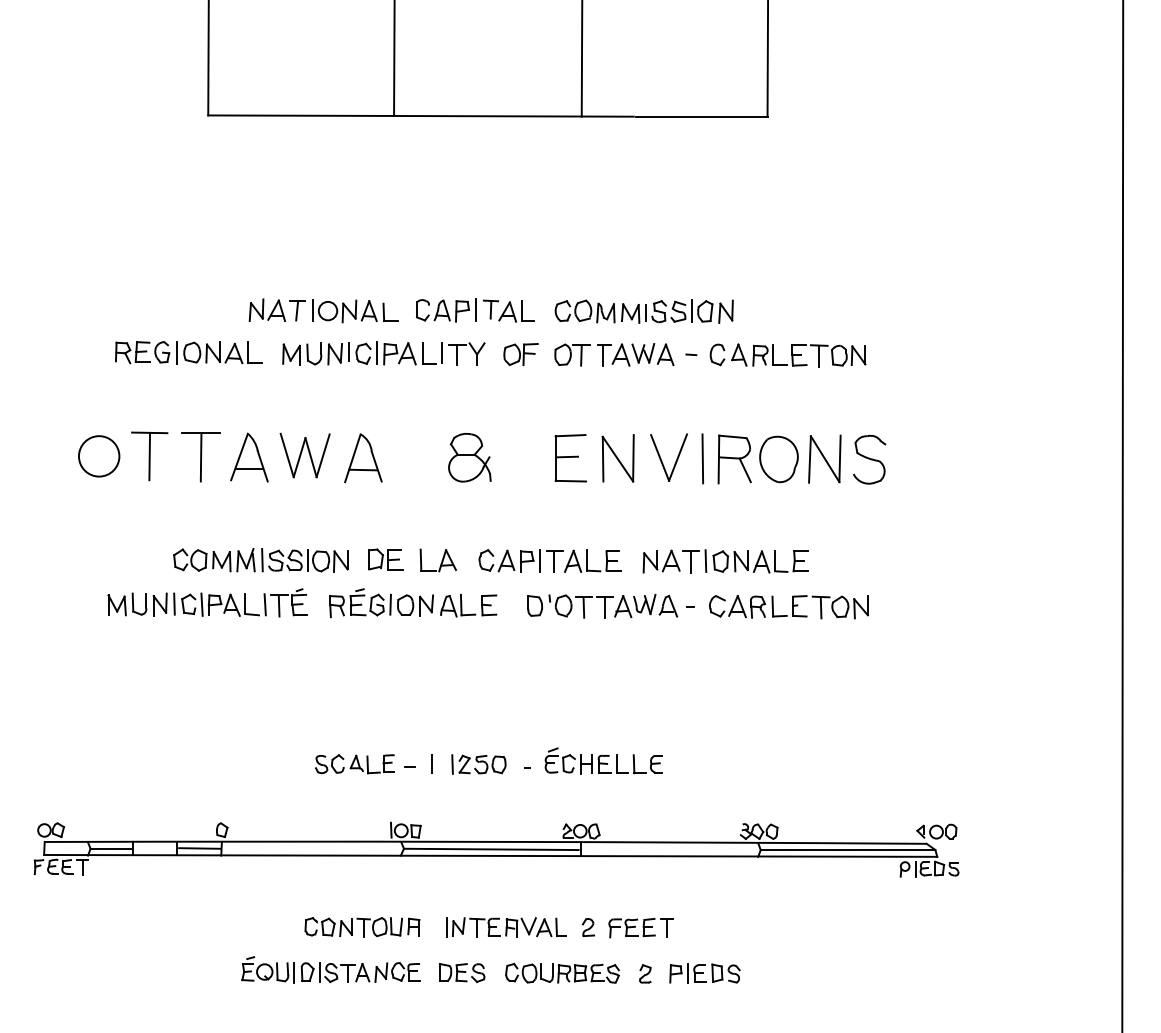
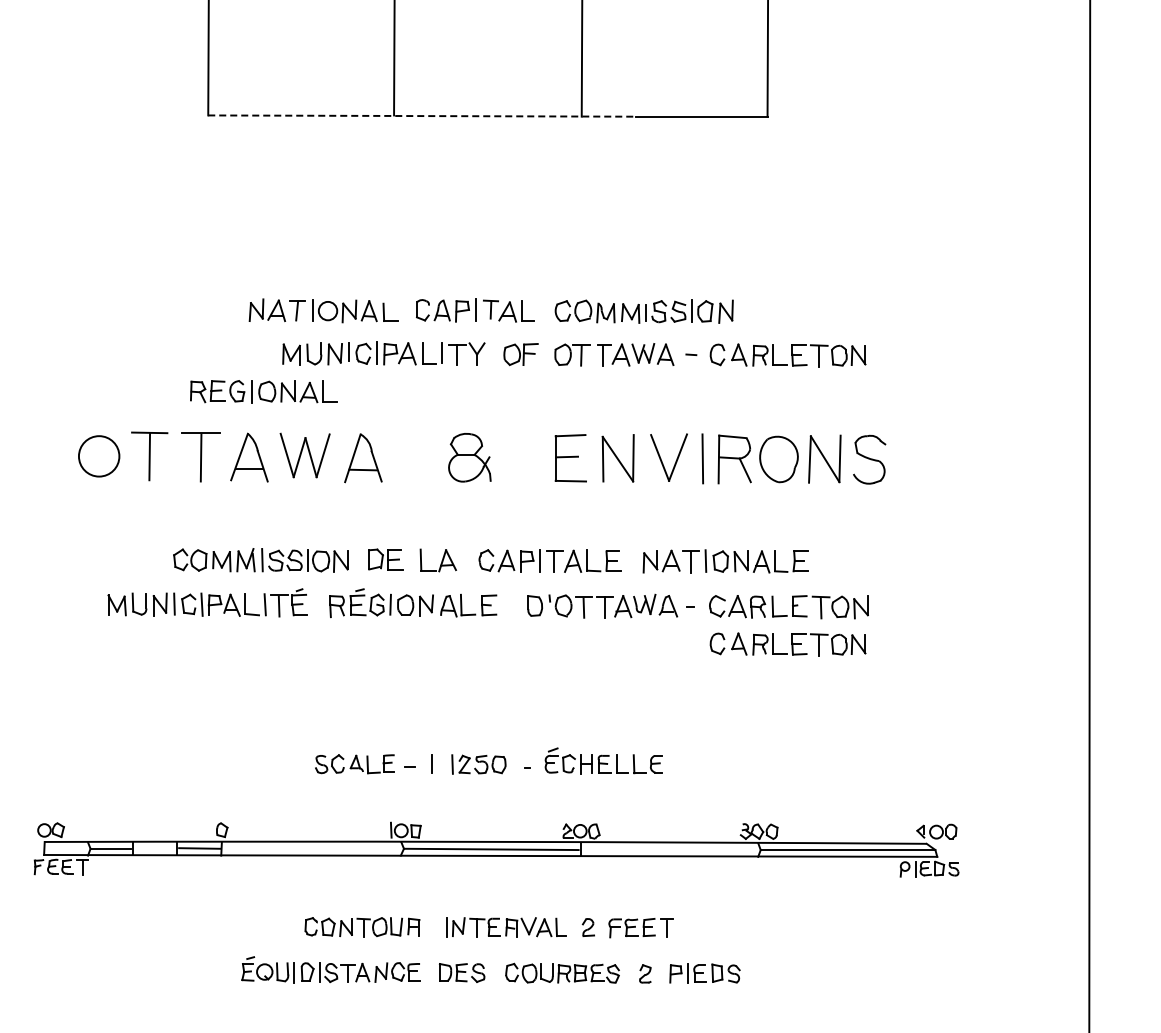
line: solid -> dashed (421, 116)
part position: (188, 352) -> (263, 391) (263, 391)
line position: (1122, 515) -> (1089, 515) (1089, 515)
part: none -> present (787, 644)
